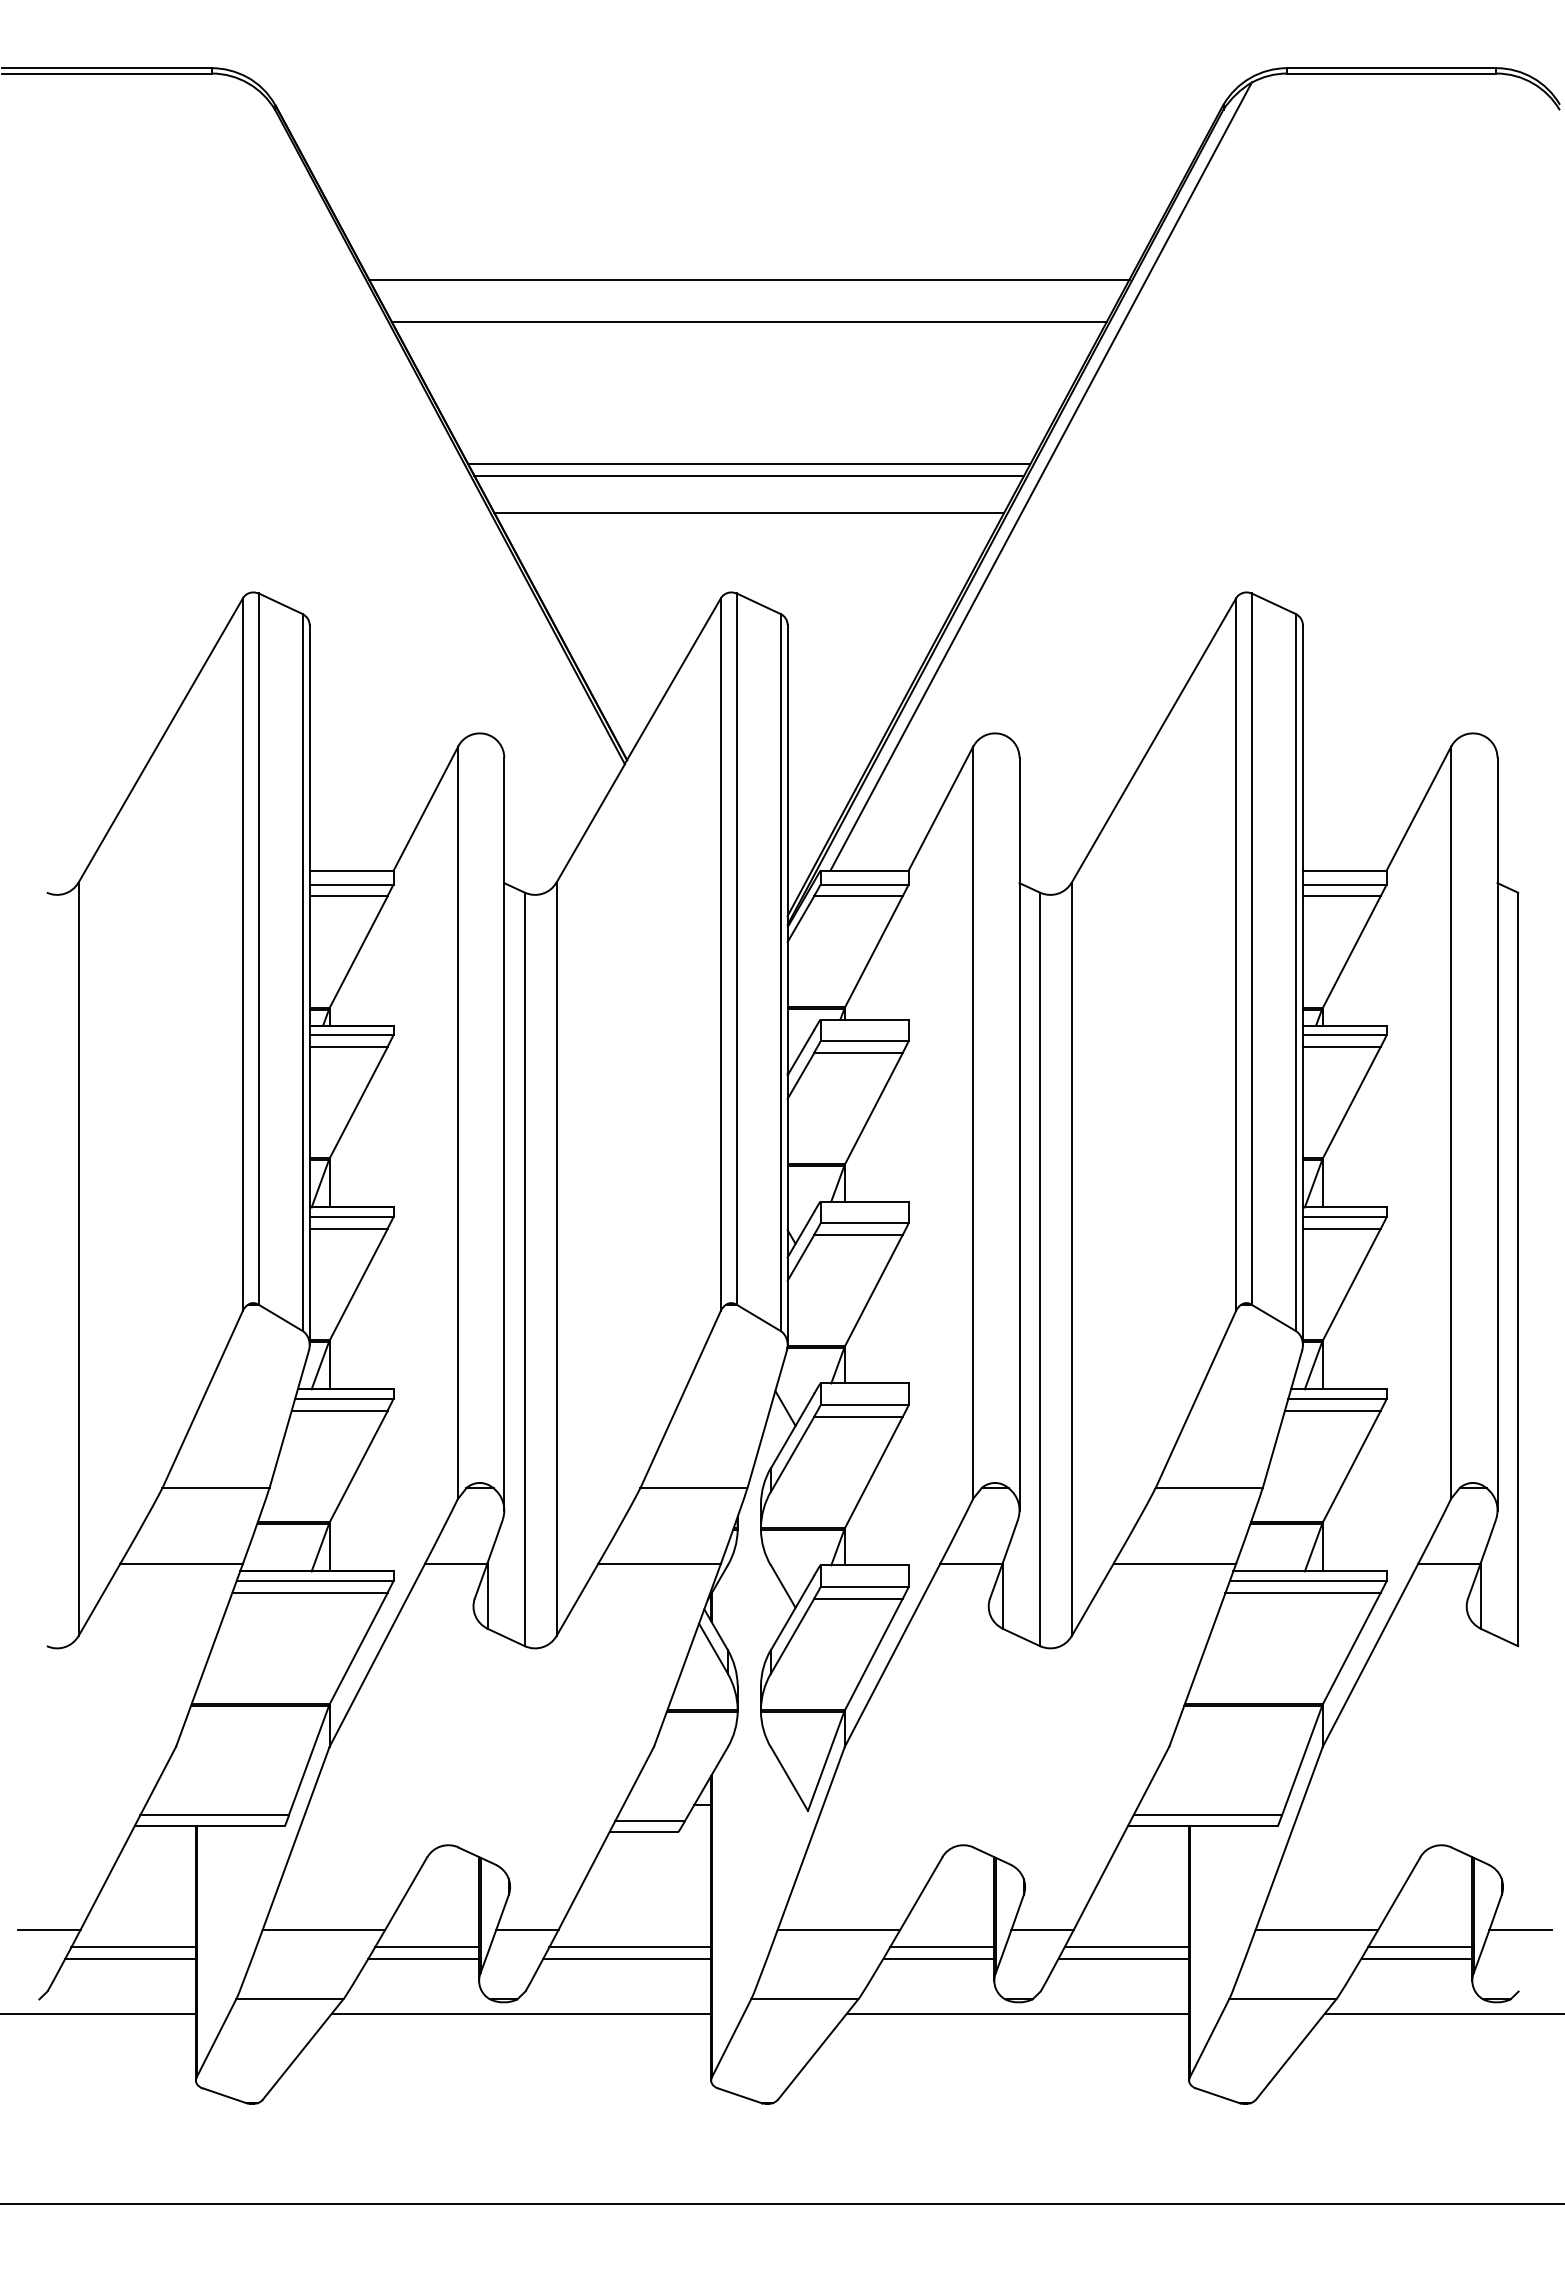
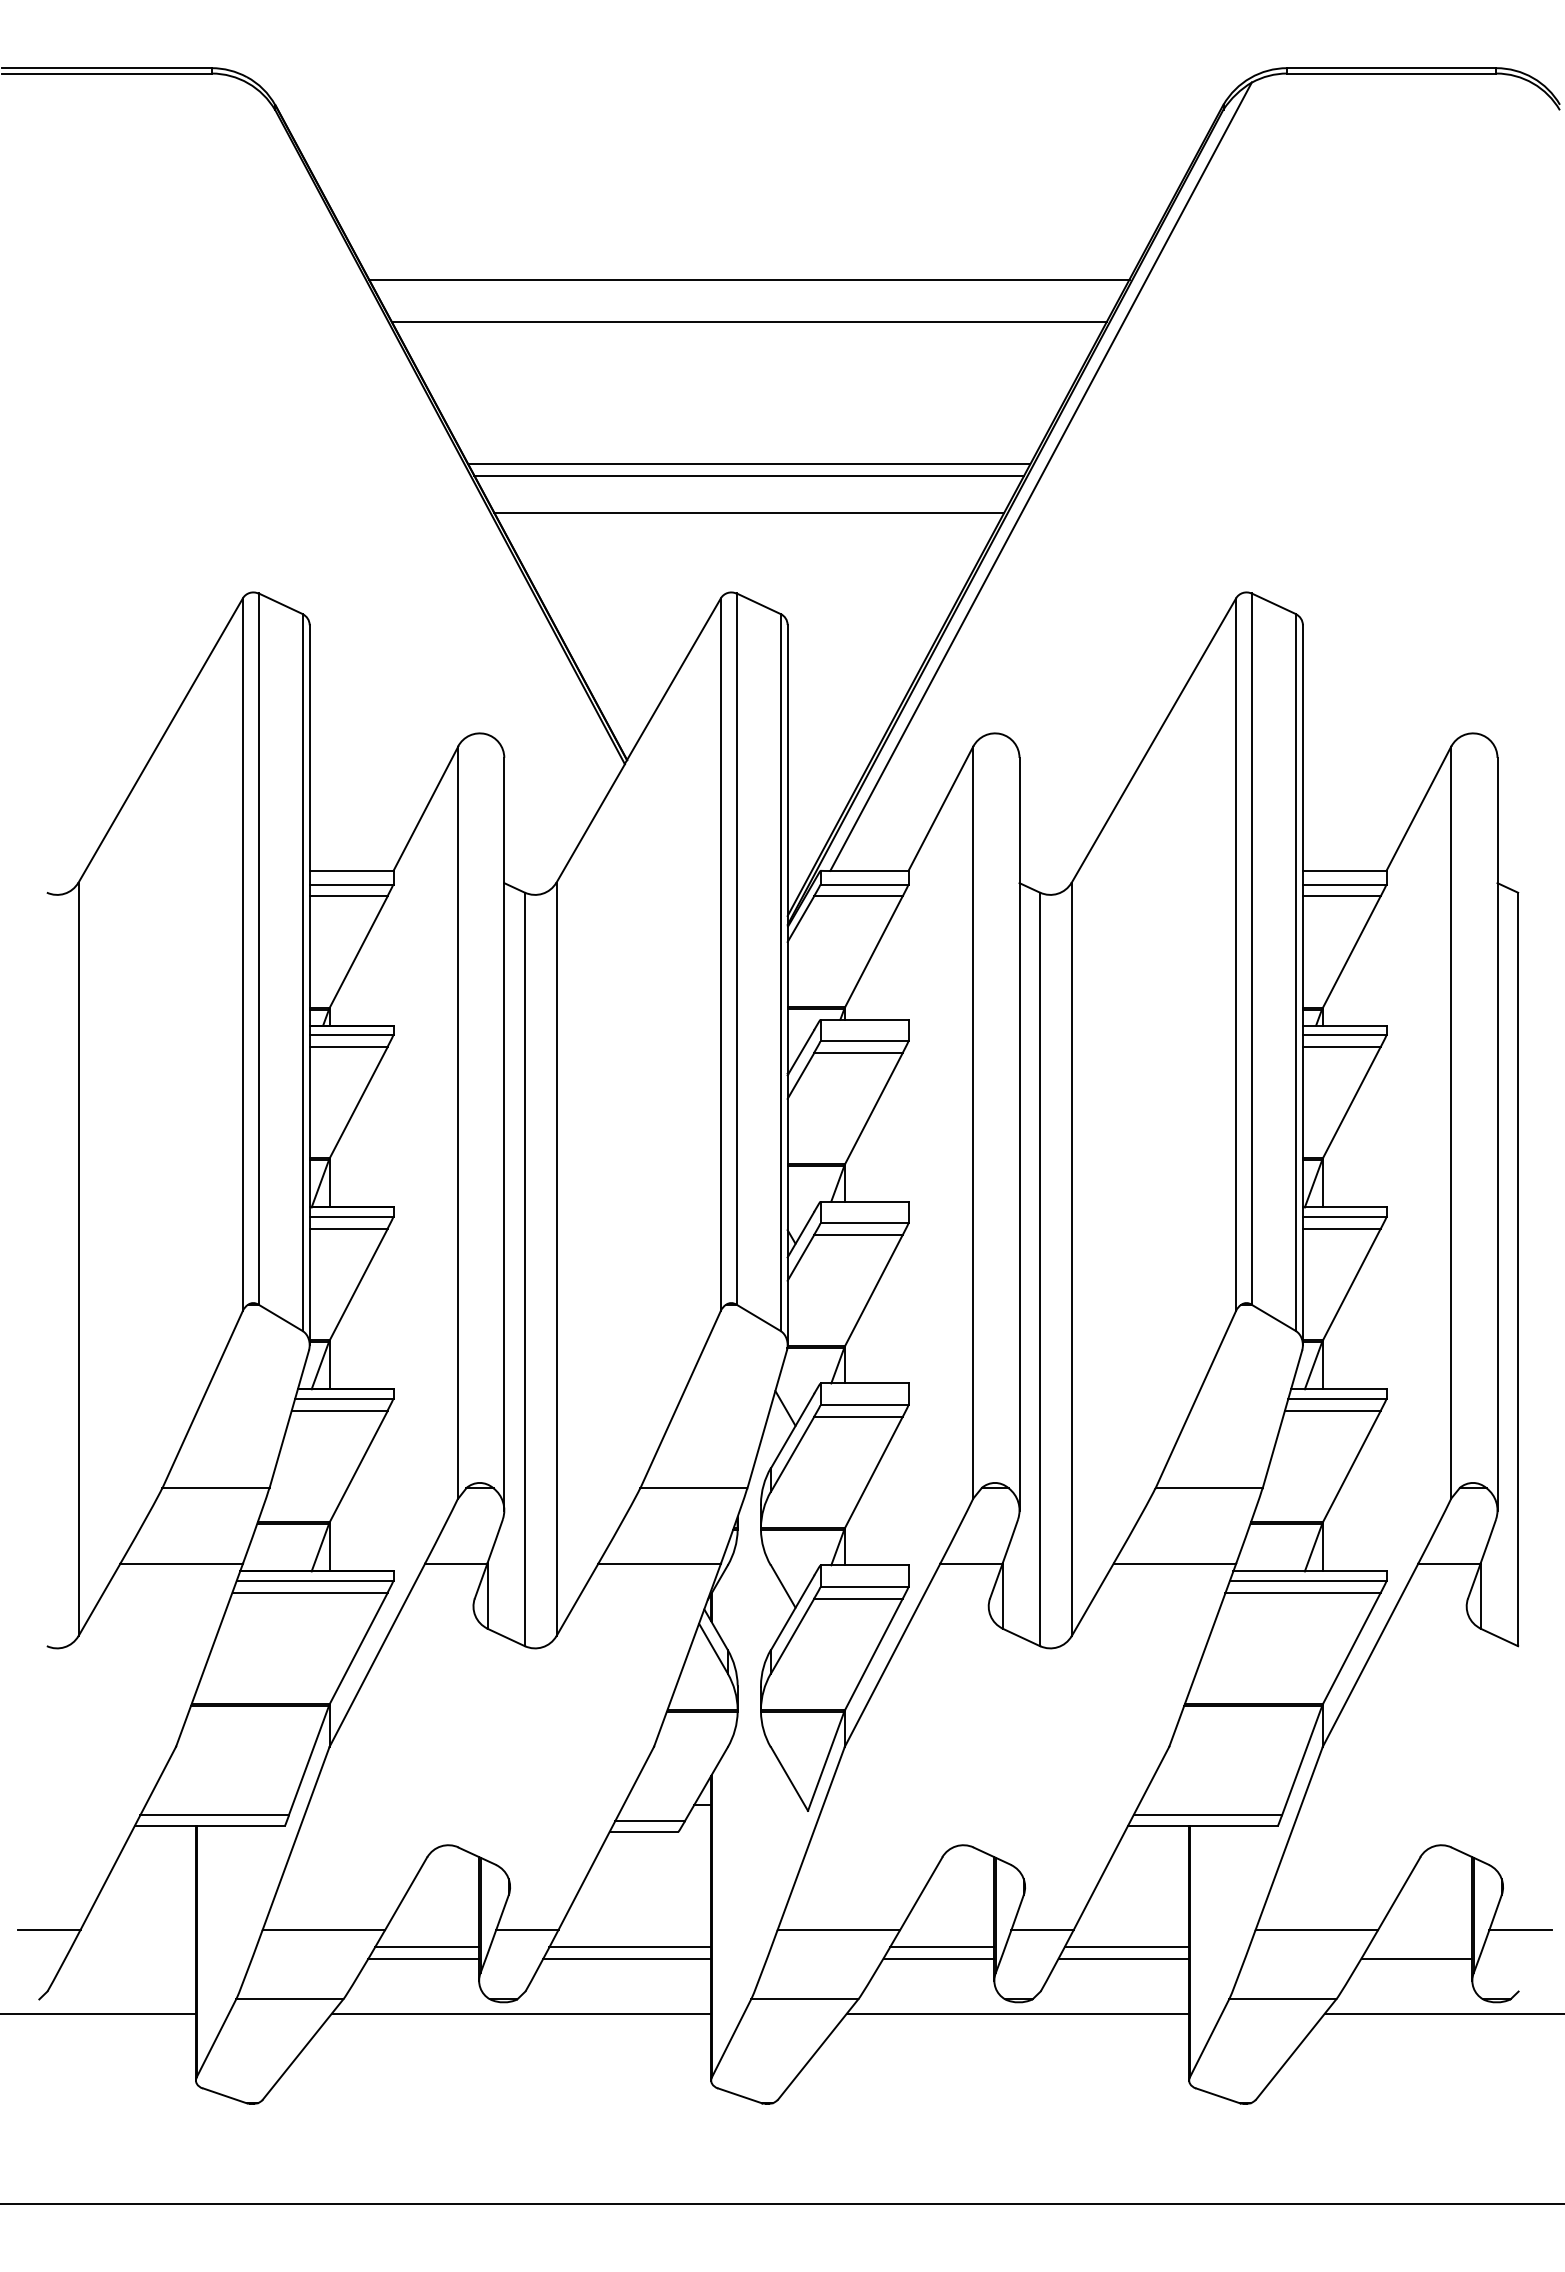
line: present -> none (133, 1947)
line: present -> none (1420, 1947)
line: present -> none (130, 1958)
